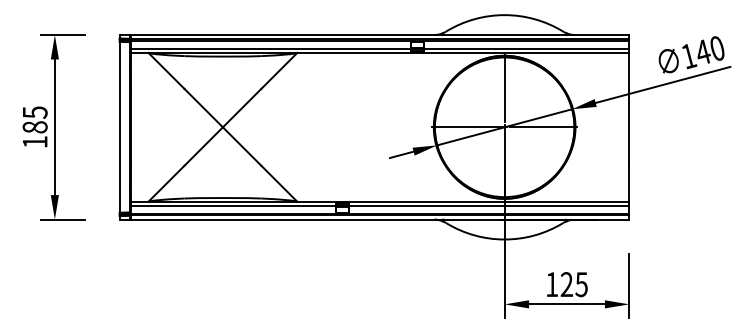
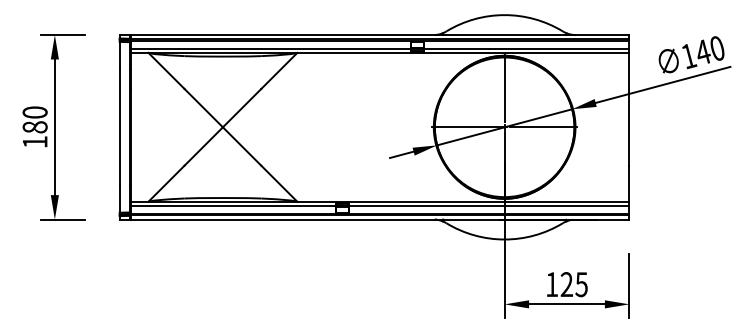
text: 185 -> 180 (34, 112)
